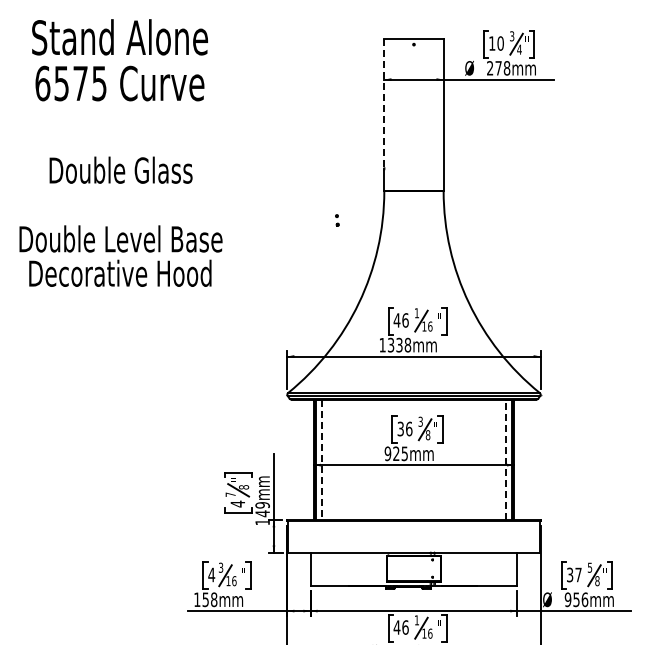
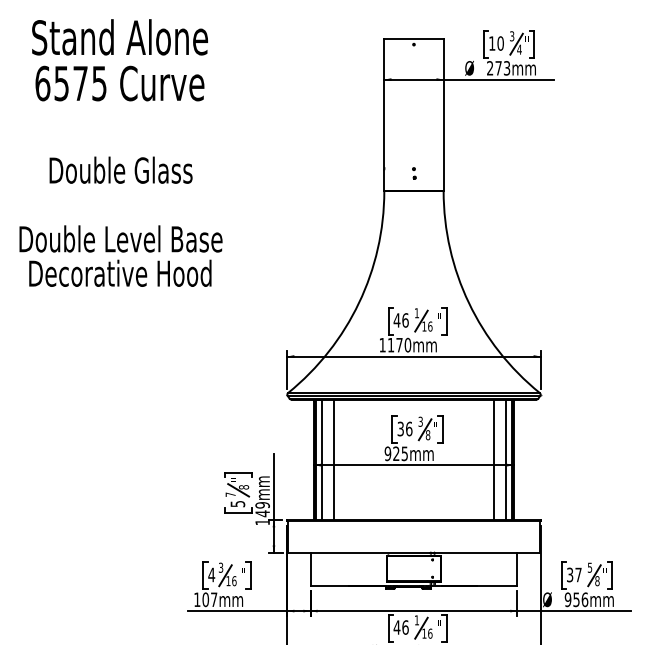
text: 278mm -> 273mm (506, 68)
line: dashed -> solid (384, 103)
part position: (337, 220) -> (414, 173) (414, 173)
text: 1338mm -> 1170mm (399, 344)
line: none -> present (334, 459)
line: none -> present (493, 459)
line: dashed -> solid (505, 459)
line: dashed -> solid (321, 460)
text: 4 -> 5 (237, 503)
text: 158mm -> 107mm (209, 599)
